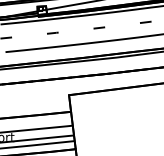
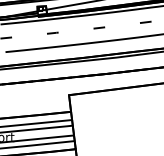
line: none -> present (37, 123)
